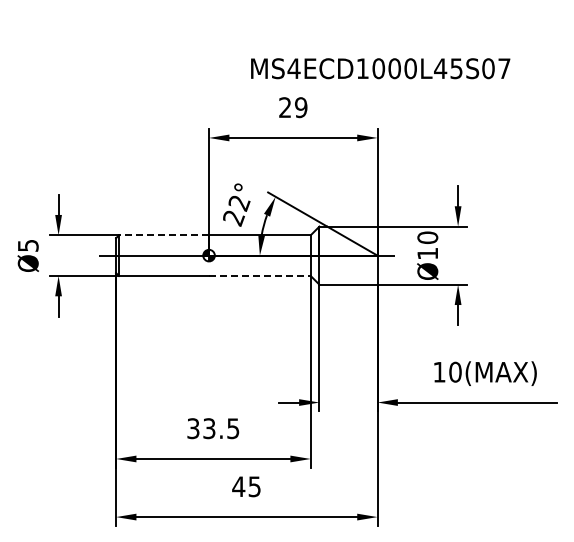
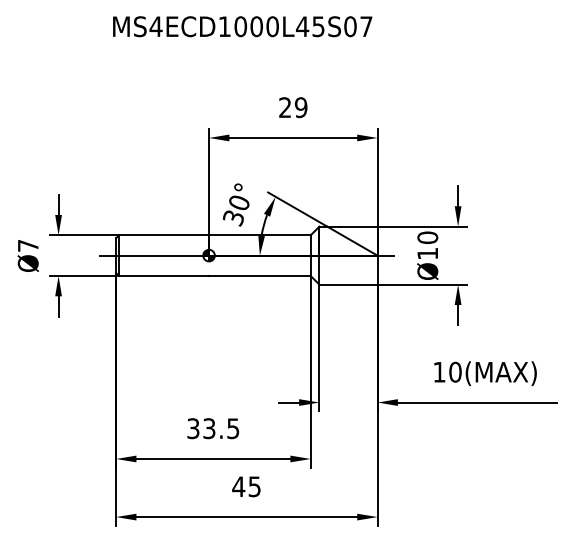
text position: (380, 68) -> (242, 26) (242, 26)
text: 22° -> 30° (236, 210)
line: dashed -> solid (163, 235)
text: Ø5 -> Ø7 (28, 245)
line: dashed -> solid (259, 275)
